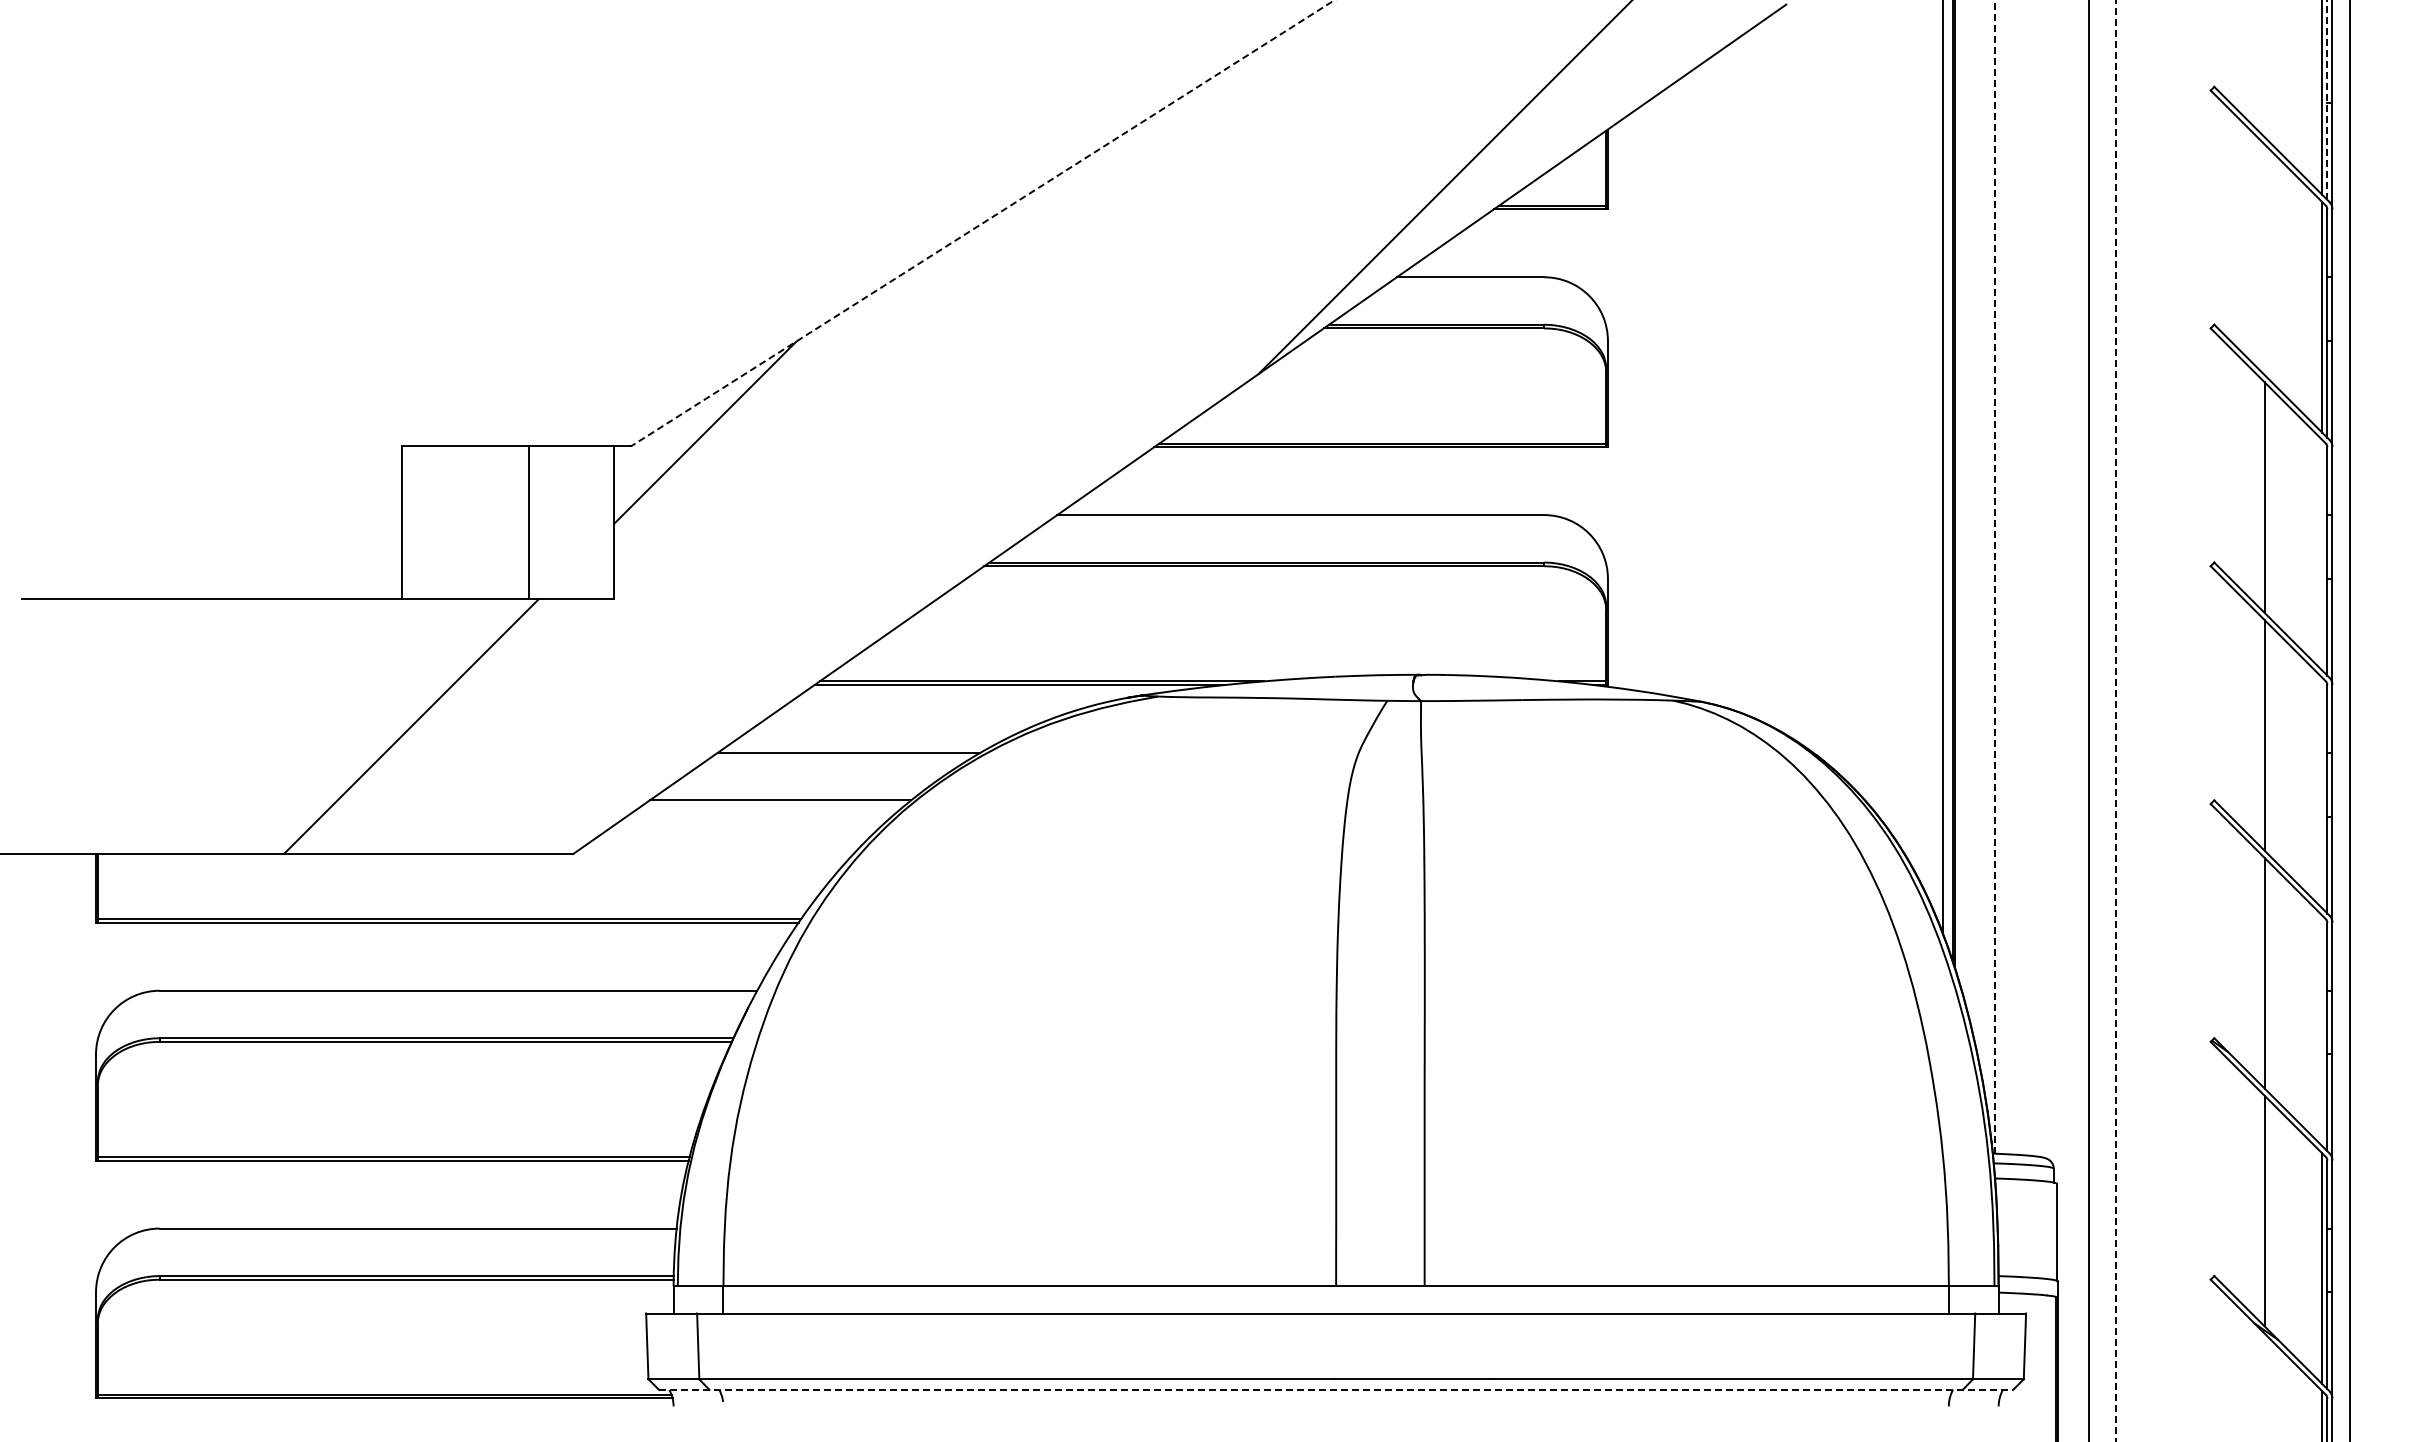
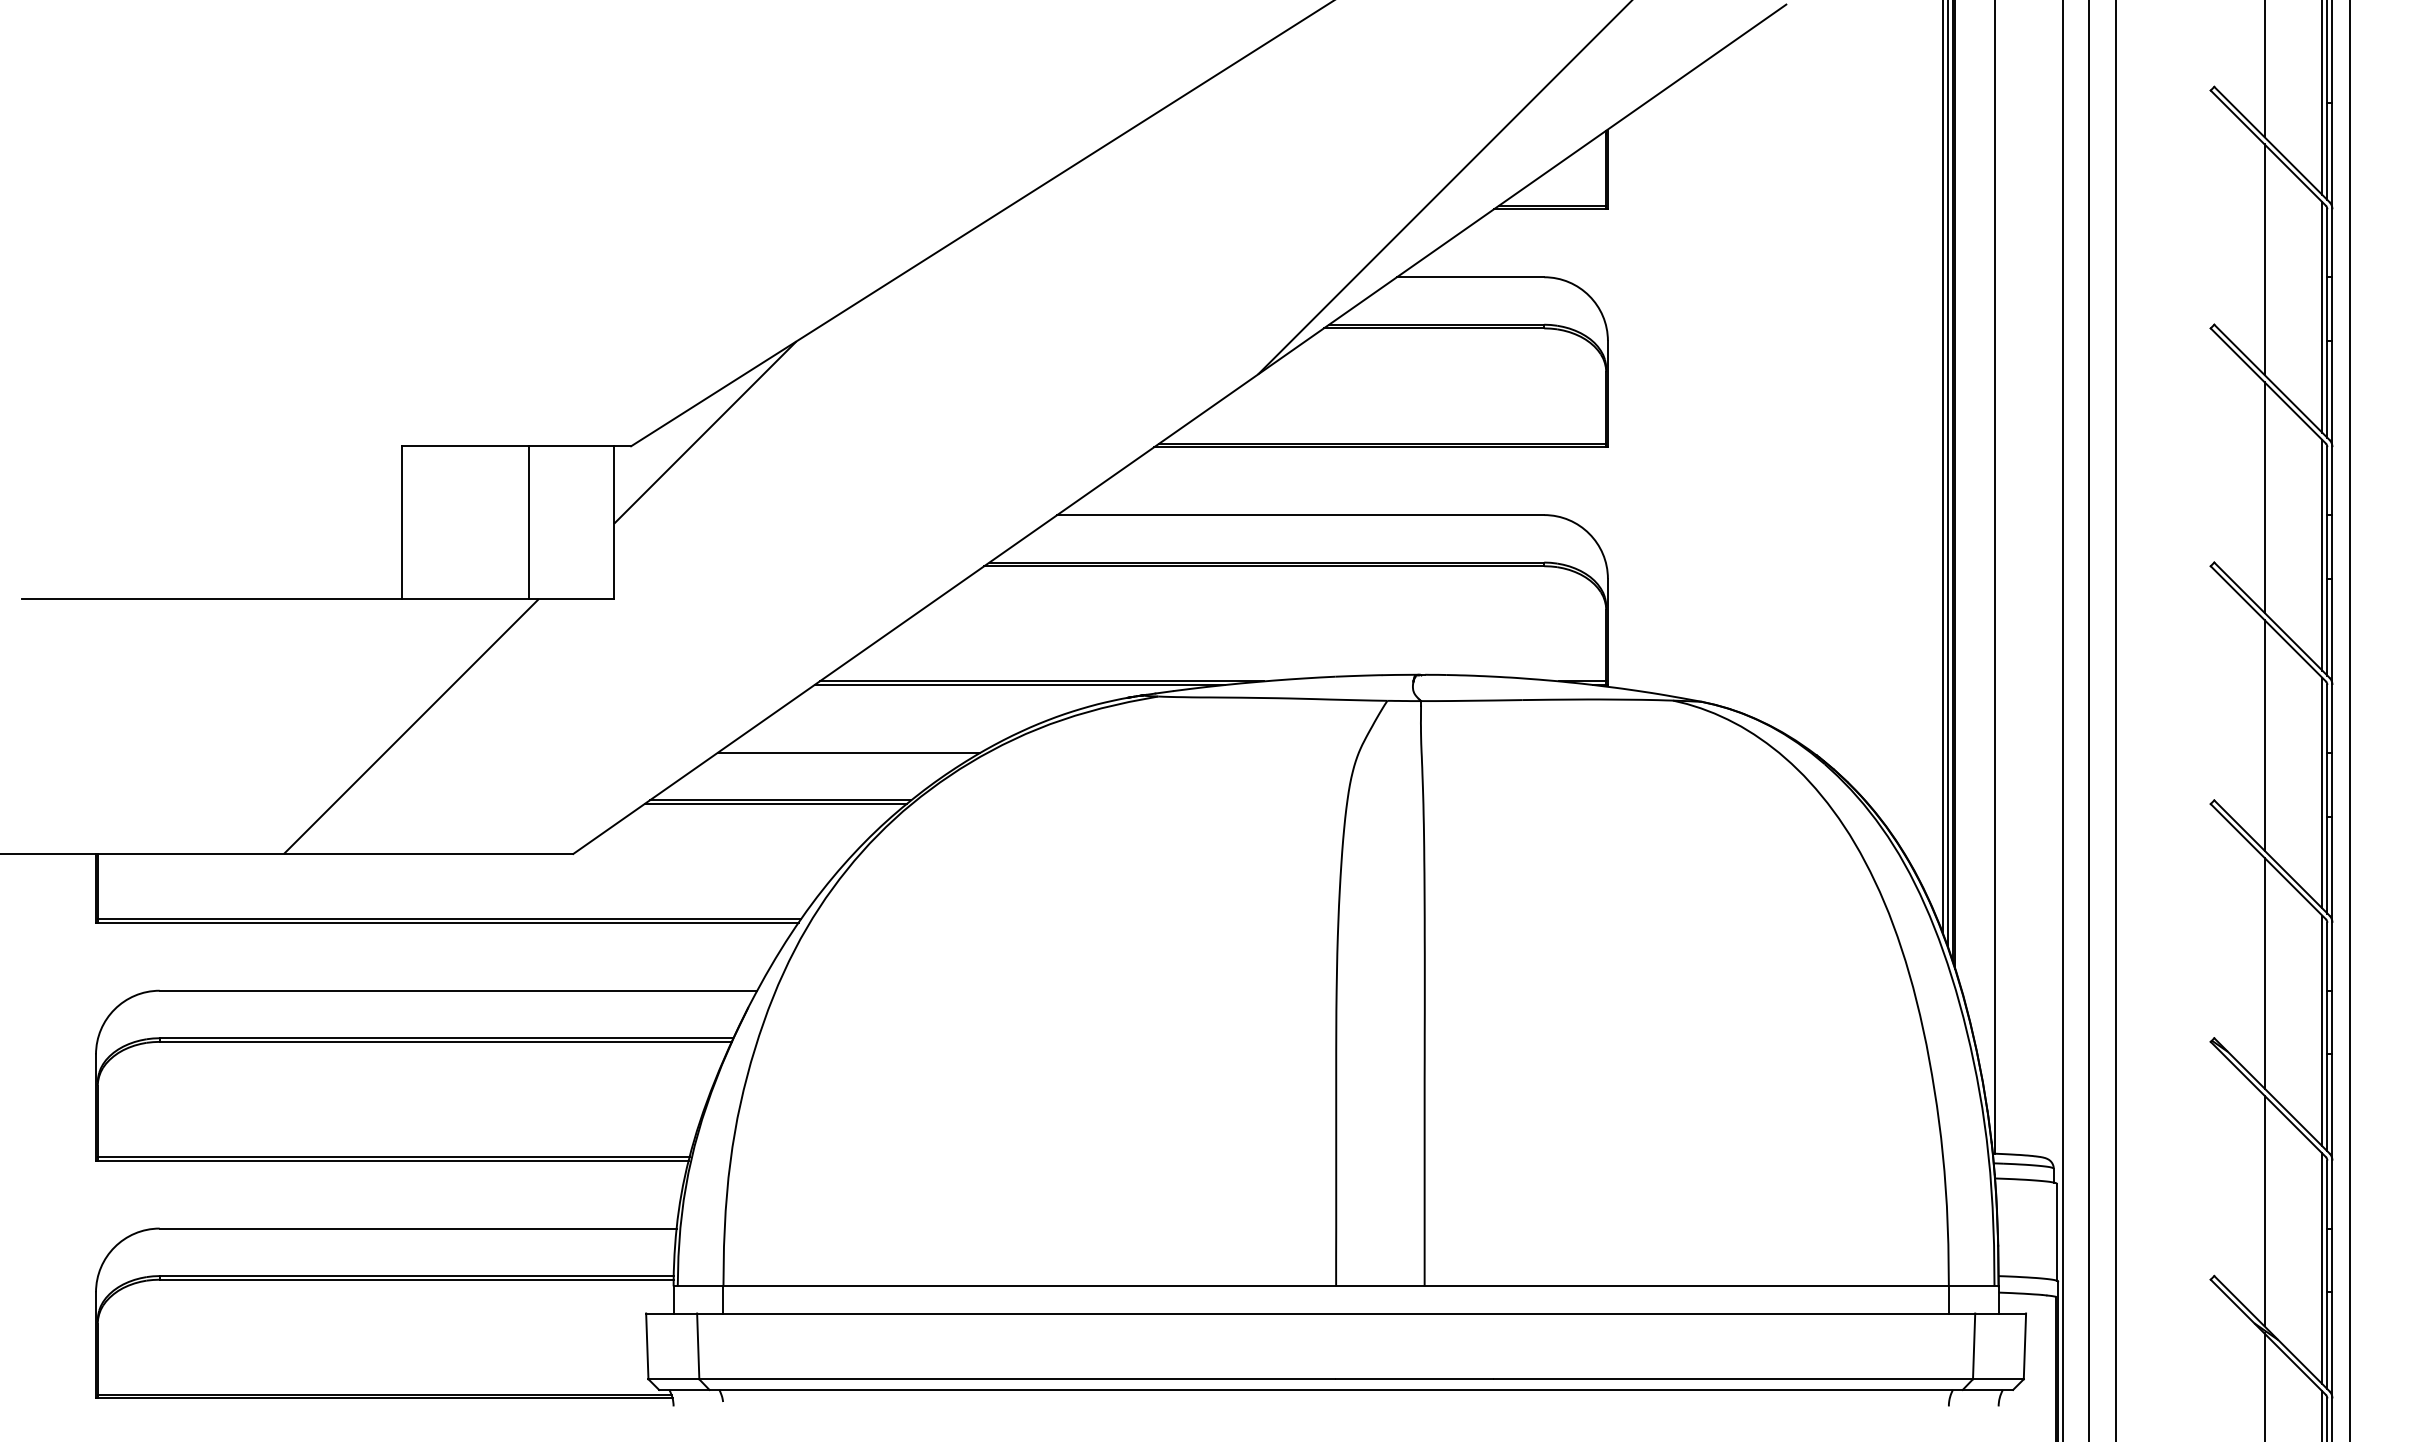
line: none -> present (2264, 69)
line: dashed -> solid (2327, 100)
line: dashed -> solid (982, 223)
line: none -> present (2264, 259)
line: none -> present (1947, 474)
line: none -> present (2322, 554)
line: dashed -> solid (1995, 576)
line: none -> present (2063, 720)
line: dashed -> solid (2116, 720)
line: none -> present (2322, 792)
line: none -> present (775, 804)
line: none -> present (2322, 1030)
line: none -> present (2264, 1385)
line: dashed -> solid (1336, 1389)
